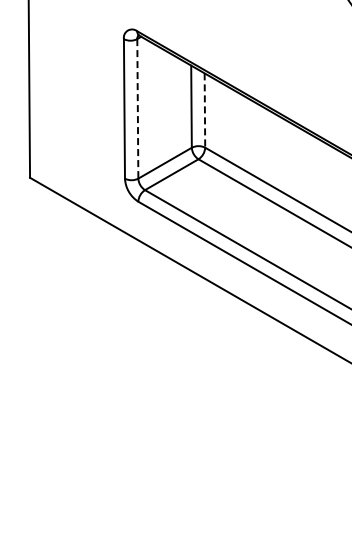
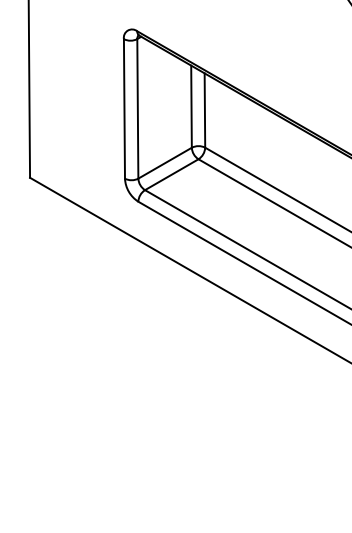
line: dashed -> solid (137, 108)
line: dashed -> solid (204, 111)
